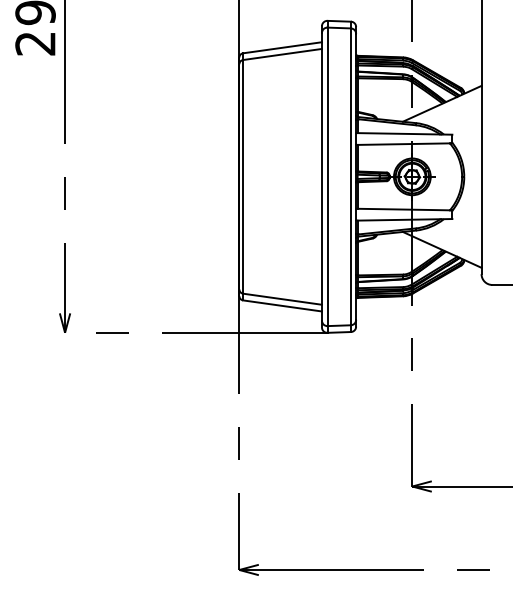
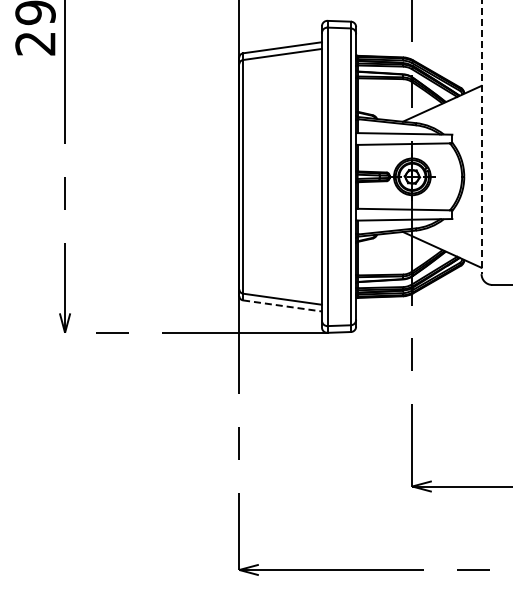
line: solid -> dashed (481, 137)
line: solid -> dashed (282, 305)
